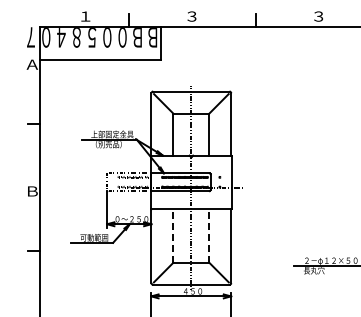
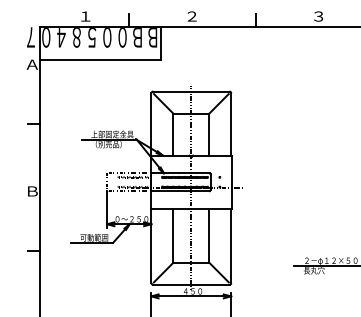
text: ３ -> ２ (191, 16)
line: dashed -> solid (173, 235)
line: dashed -> solid (208, 235)
